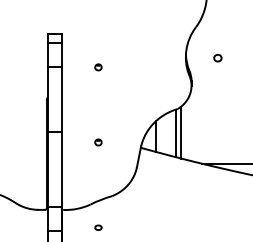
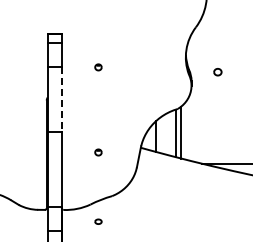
part position: (217, 58) -> (217, 72) (217, 72)
line: solid -> dashed (61, 99)
part position: (98, 142) -> (98, 152) (98, 152)
part position: (98, 227) -> (98, 221) (98, 221)
